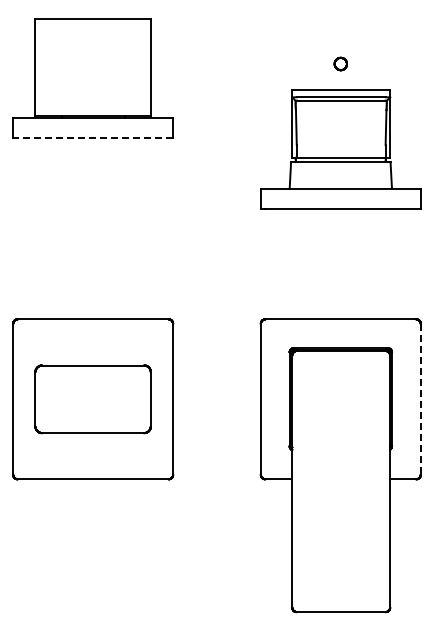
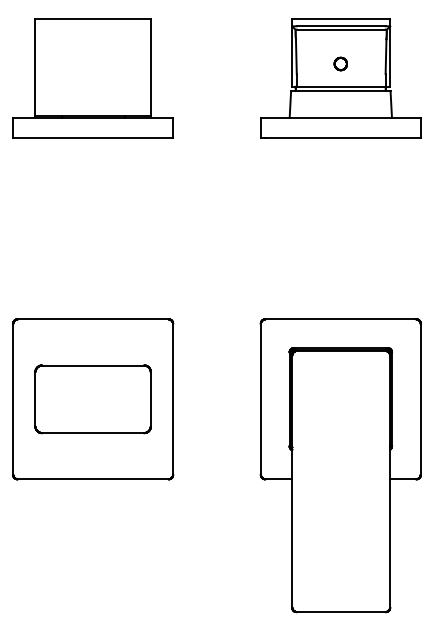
line: dashed -> solid (93, 138)
part position: (340, 149) -> (340, 78) (340, 78)
line: dashed -> solid (420, 399)
